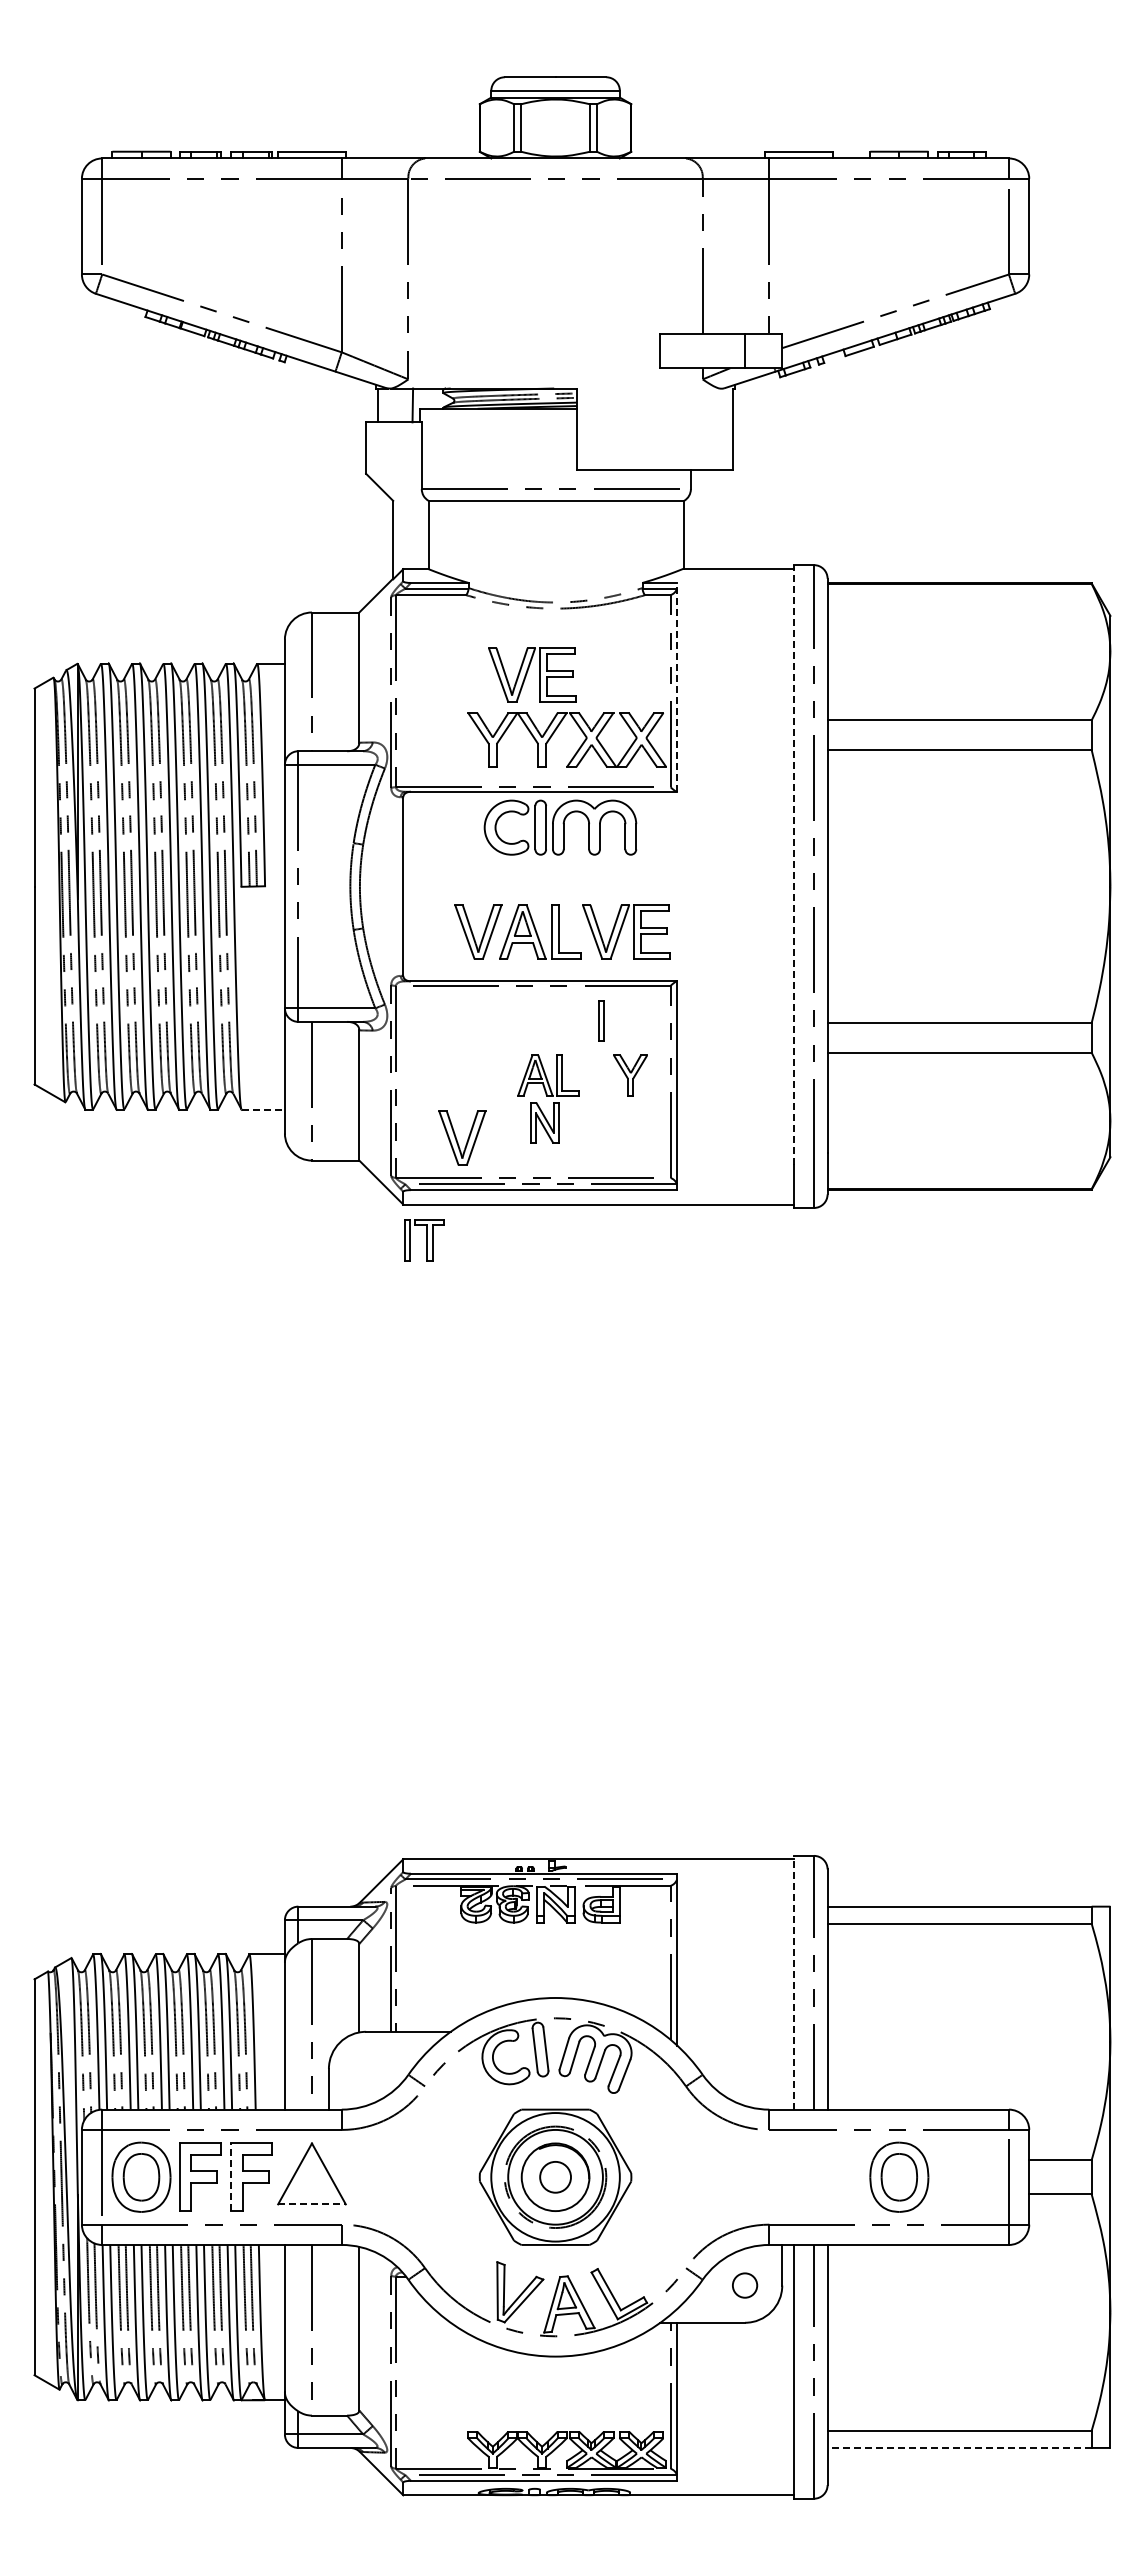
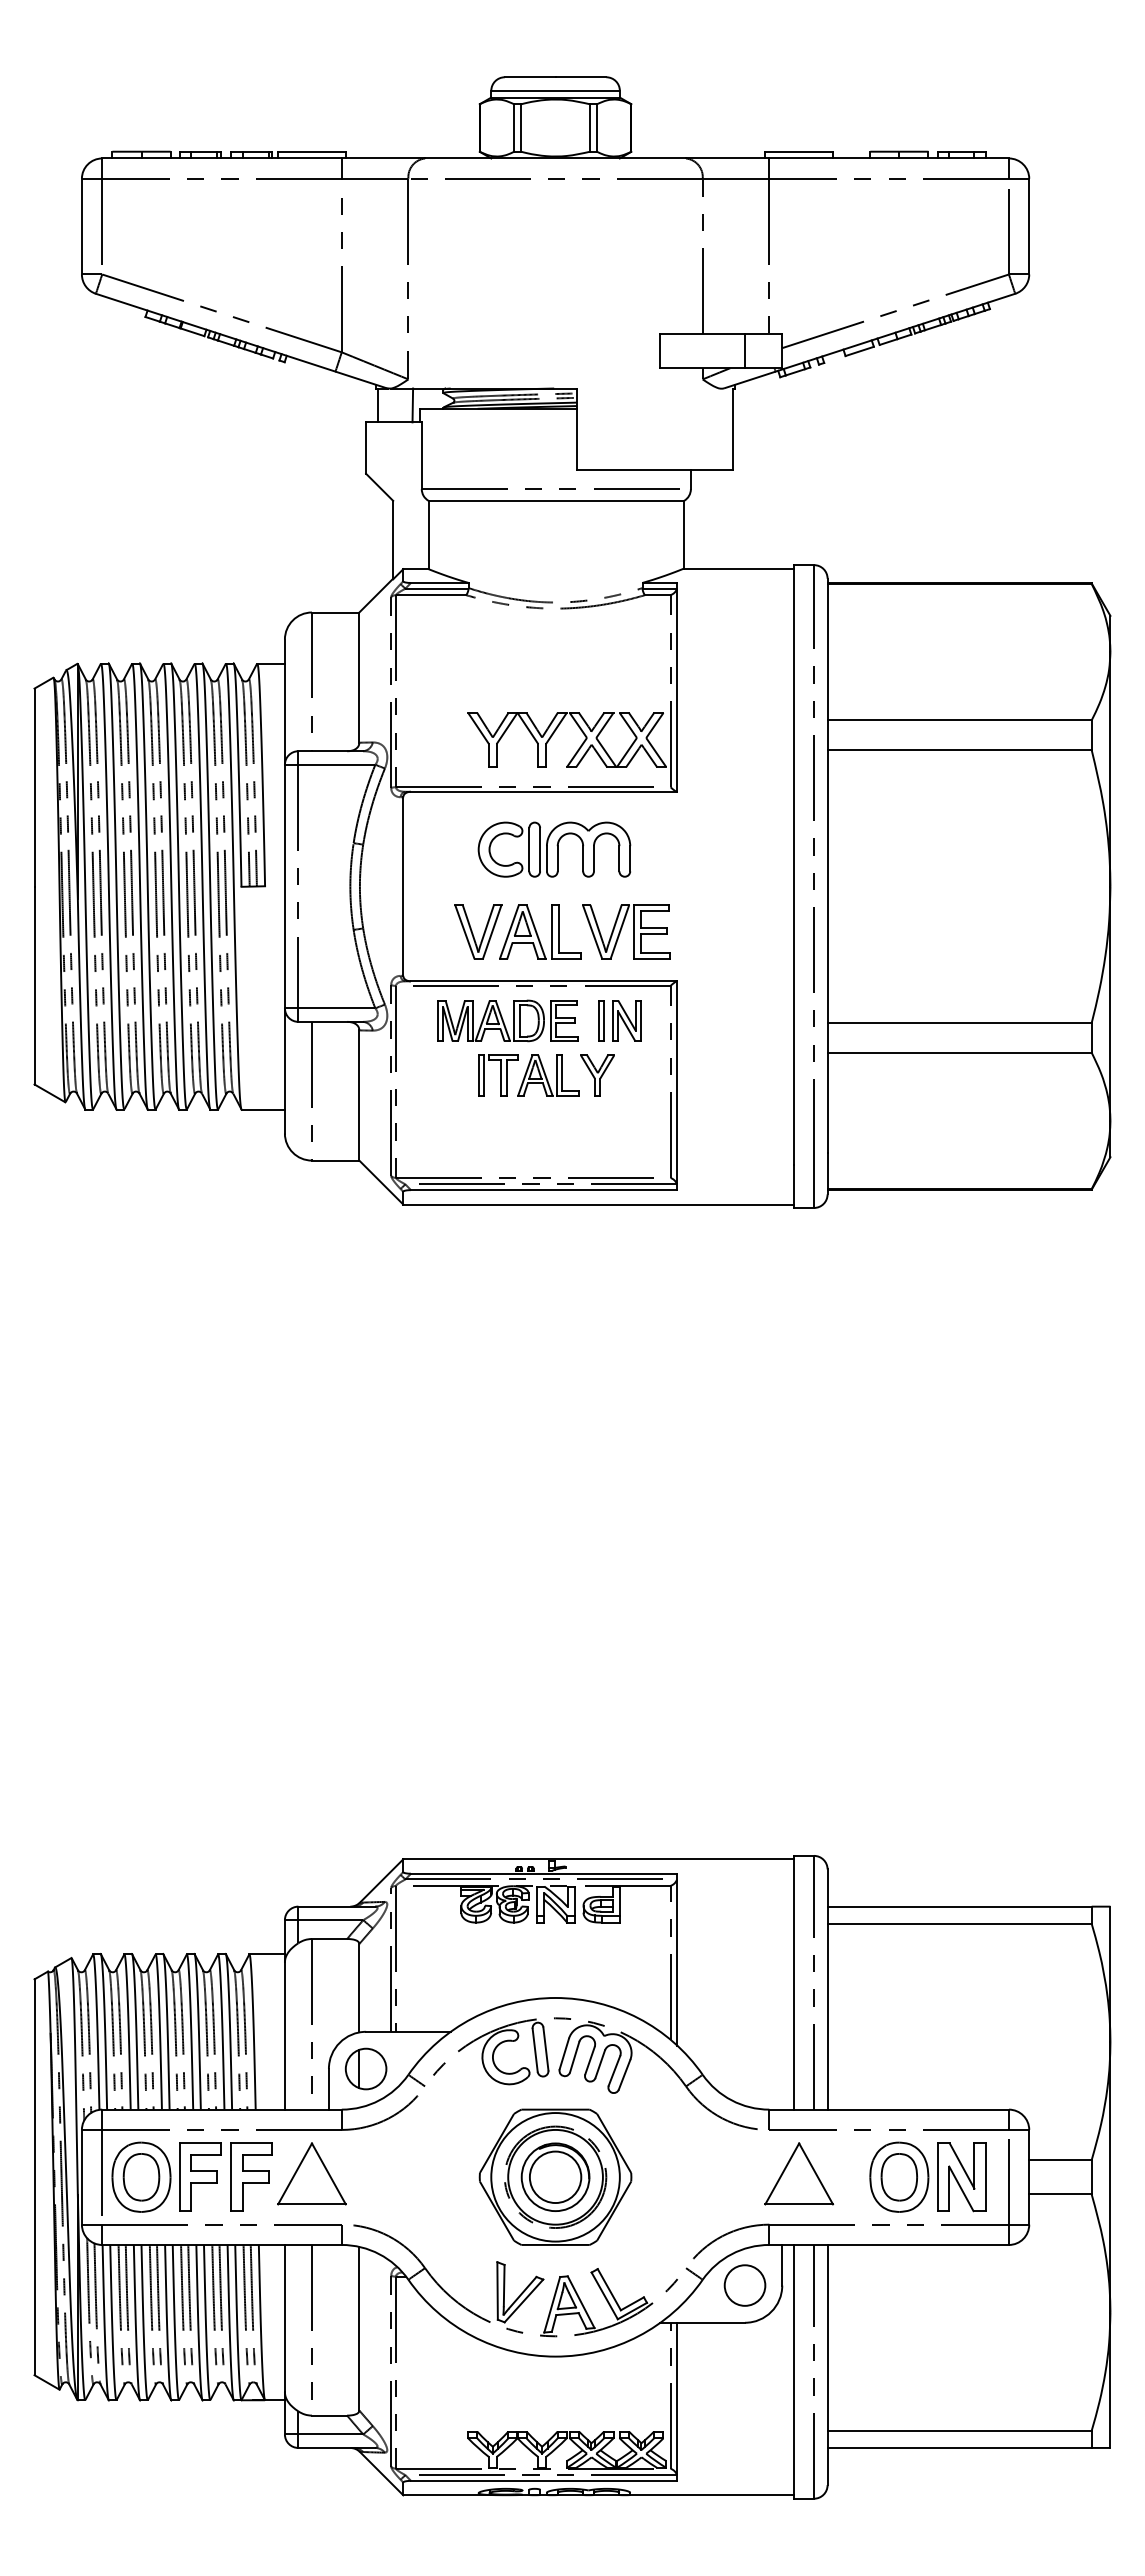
part: present -> none (532, 674)
line: dashed -> solid (677, 686)
part position: (560, 827) -> (554, 849) (554, 849)
line: dashed -> solid (793, 865)
part: none -> present (507, 1020)
part position: (630, 1075) -> (597, 1075) (597, 1075)
line: dashed -> solid (263, 1109)
part position: (544, 1122) -> (626, 1020) (626, 1020)
part: present -> none (462, 1137)
part position: (424, 1240) -> (498, 1075) (498, 1075)
line: dashed -> solid (793, 1982)
part: none -> present (365, 2068)
part: none -> present (799, 2173)
circle diameter: 31 px -> 51 px (555, 2177)
line: dashed -> solid (231, 2177)
part: none -> present (961, 2177)
line: dashed -> solid (311, 2204)
circle diameter: 24 px -> 41 px (744, 2285)
line: dashed -> solid (959, 2447)
